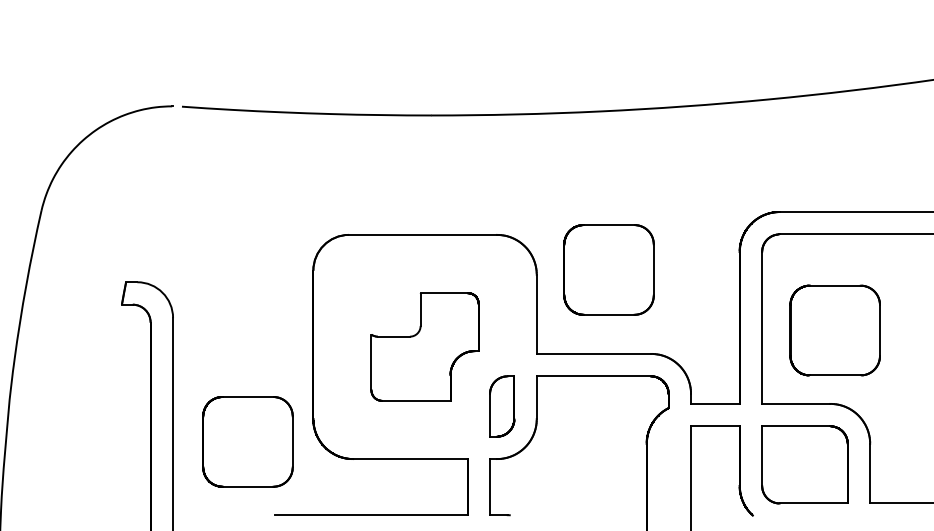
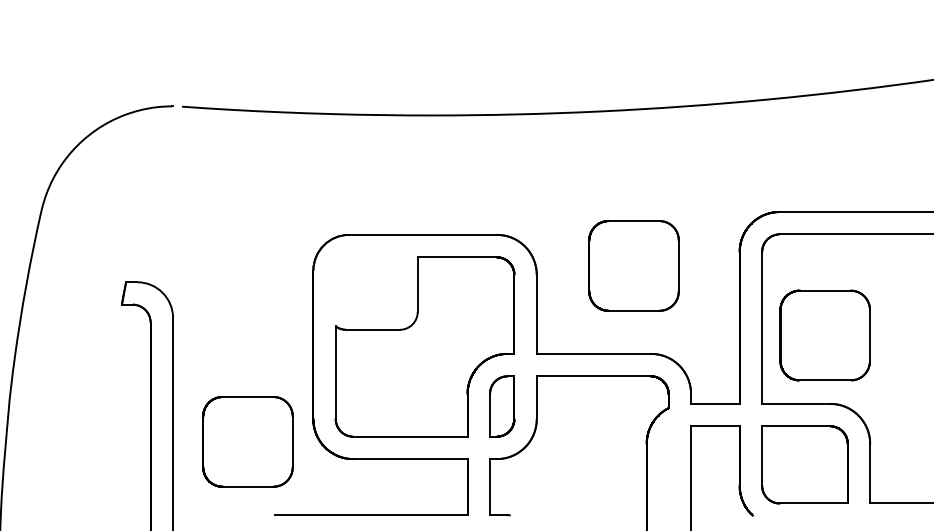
part position: (608, 269) -> (633, 265) (633, 265)
part position: (834, 330) -> (824, 335) (824, 335)
part size: 110x110 px -> 182x182 px (424, 346)
